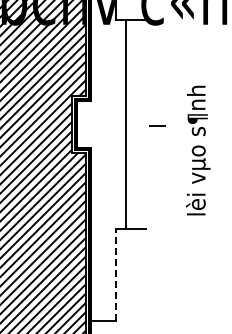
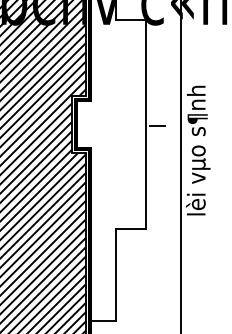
line position: (125, 124) -> (145, 124) (145, 124)
line: none -> present (180, 166)
line: dashed -> solid (116, 274)
